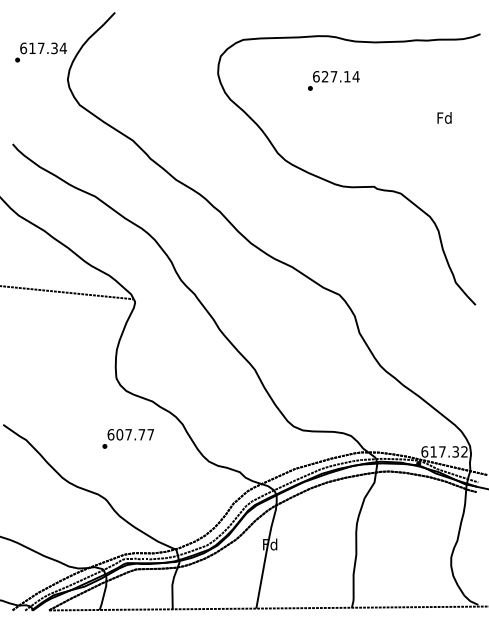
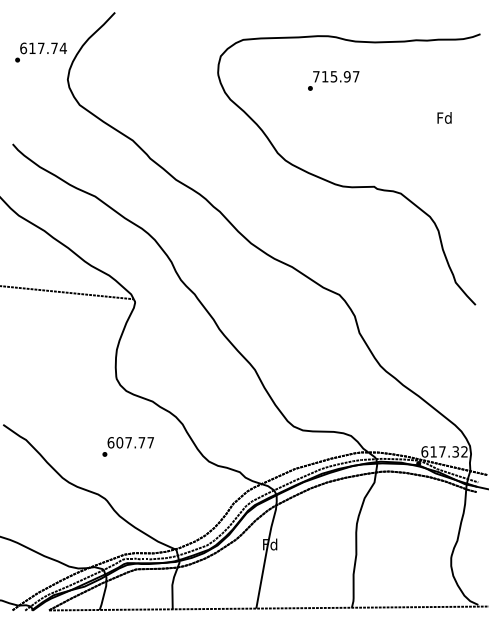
text: 617.34 -> 617.74 (54, 48)
text: 627.14 -> 715.97 (336, 76)
text position: (127, 438) -> (127, 446) (127, 446)
